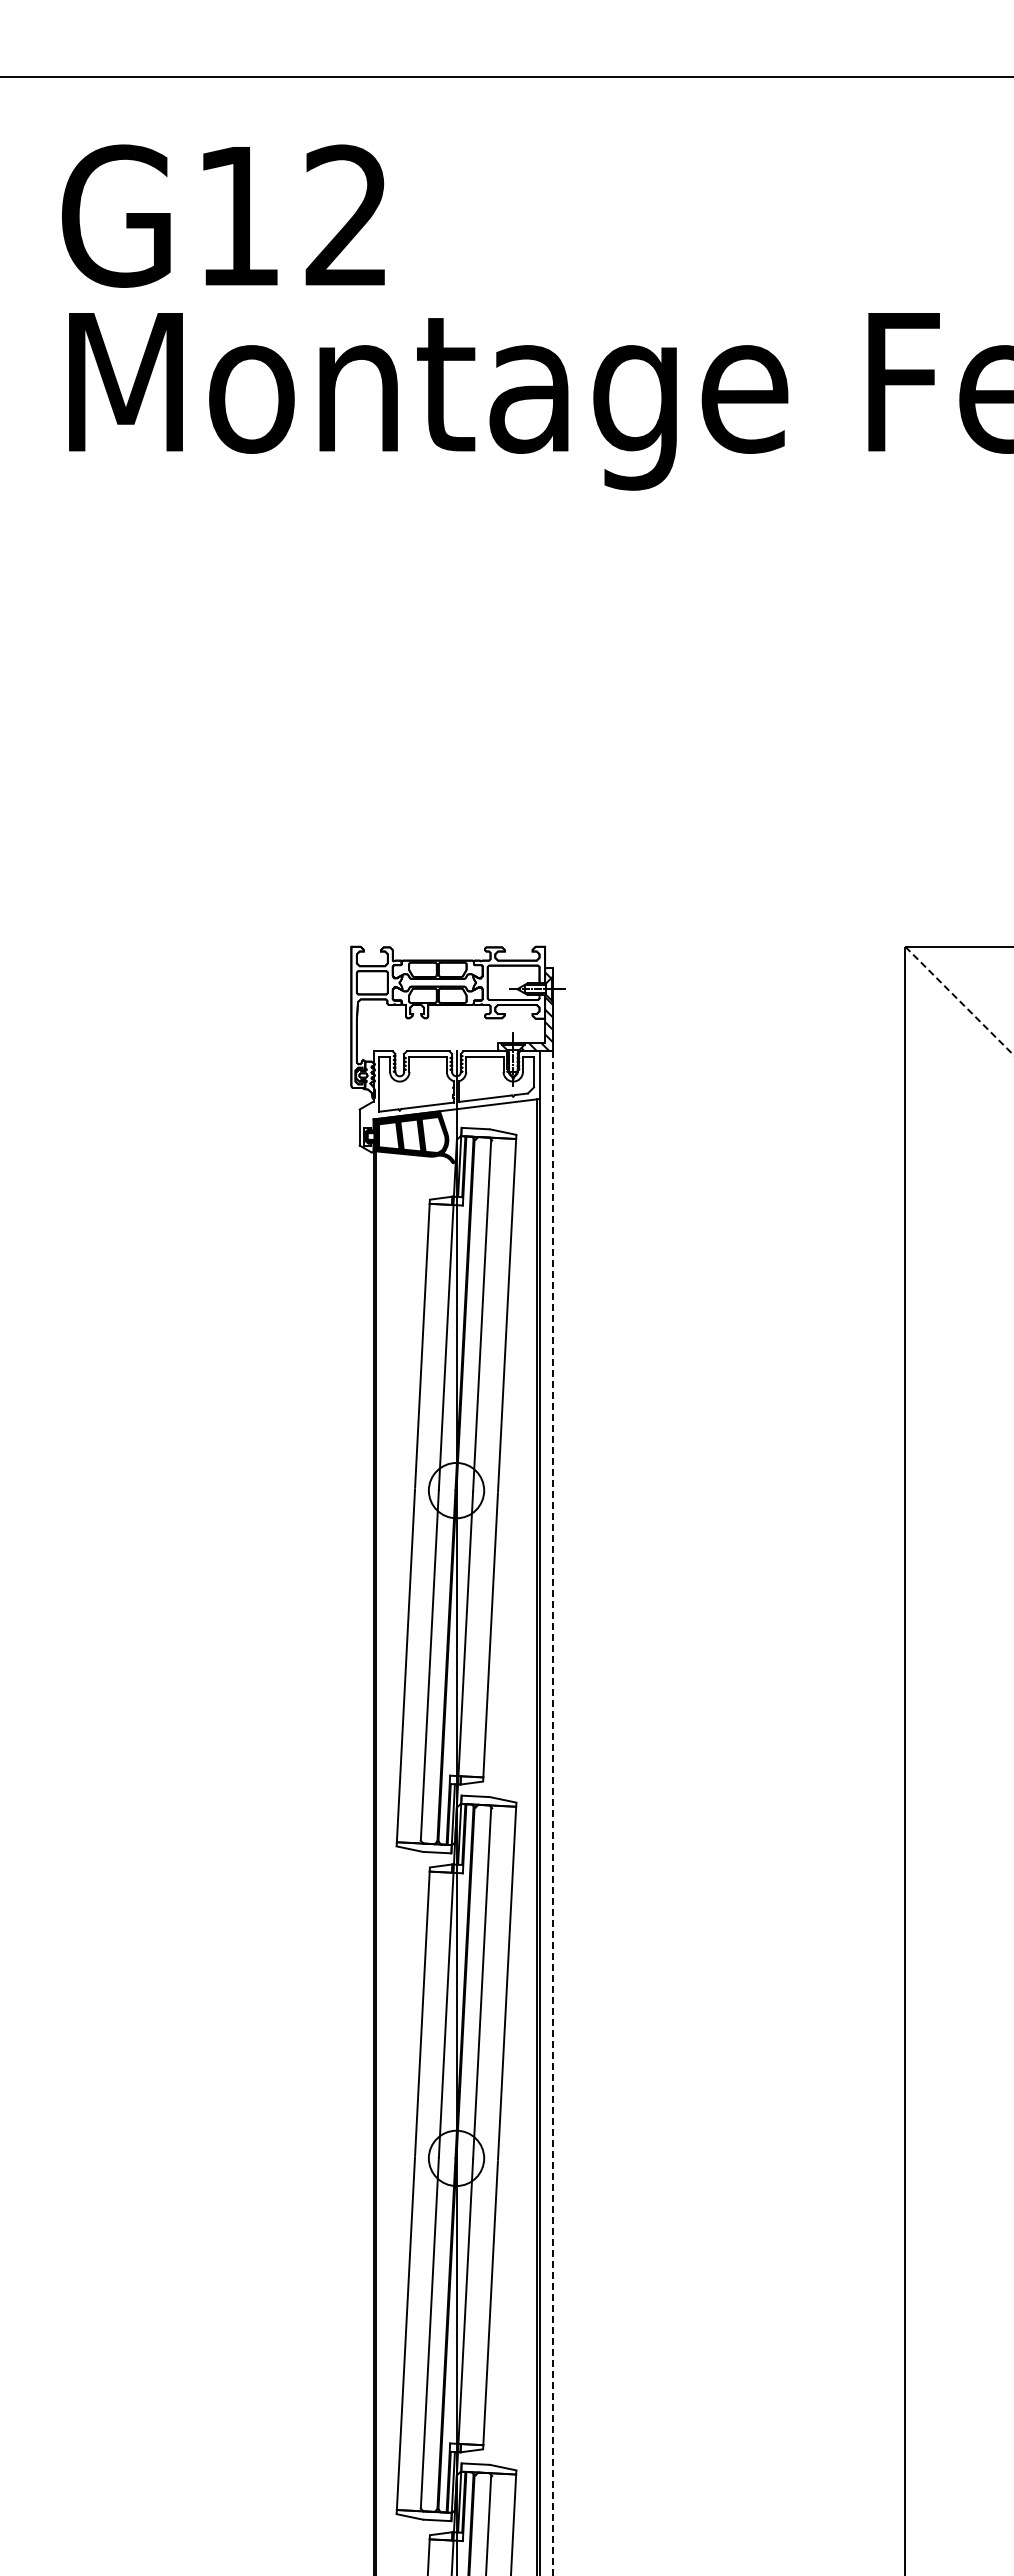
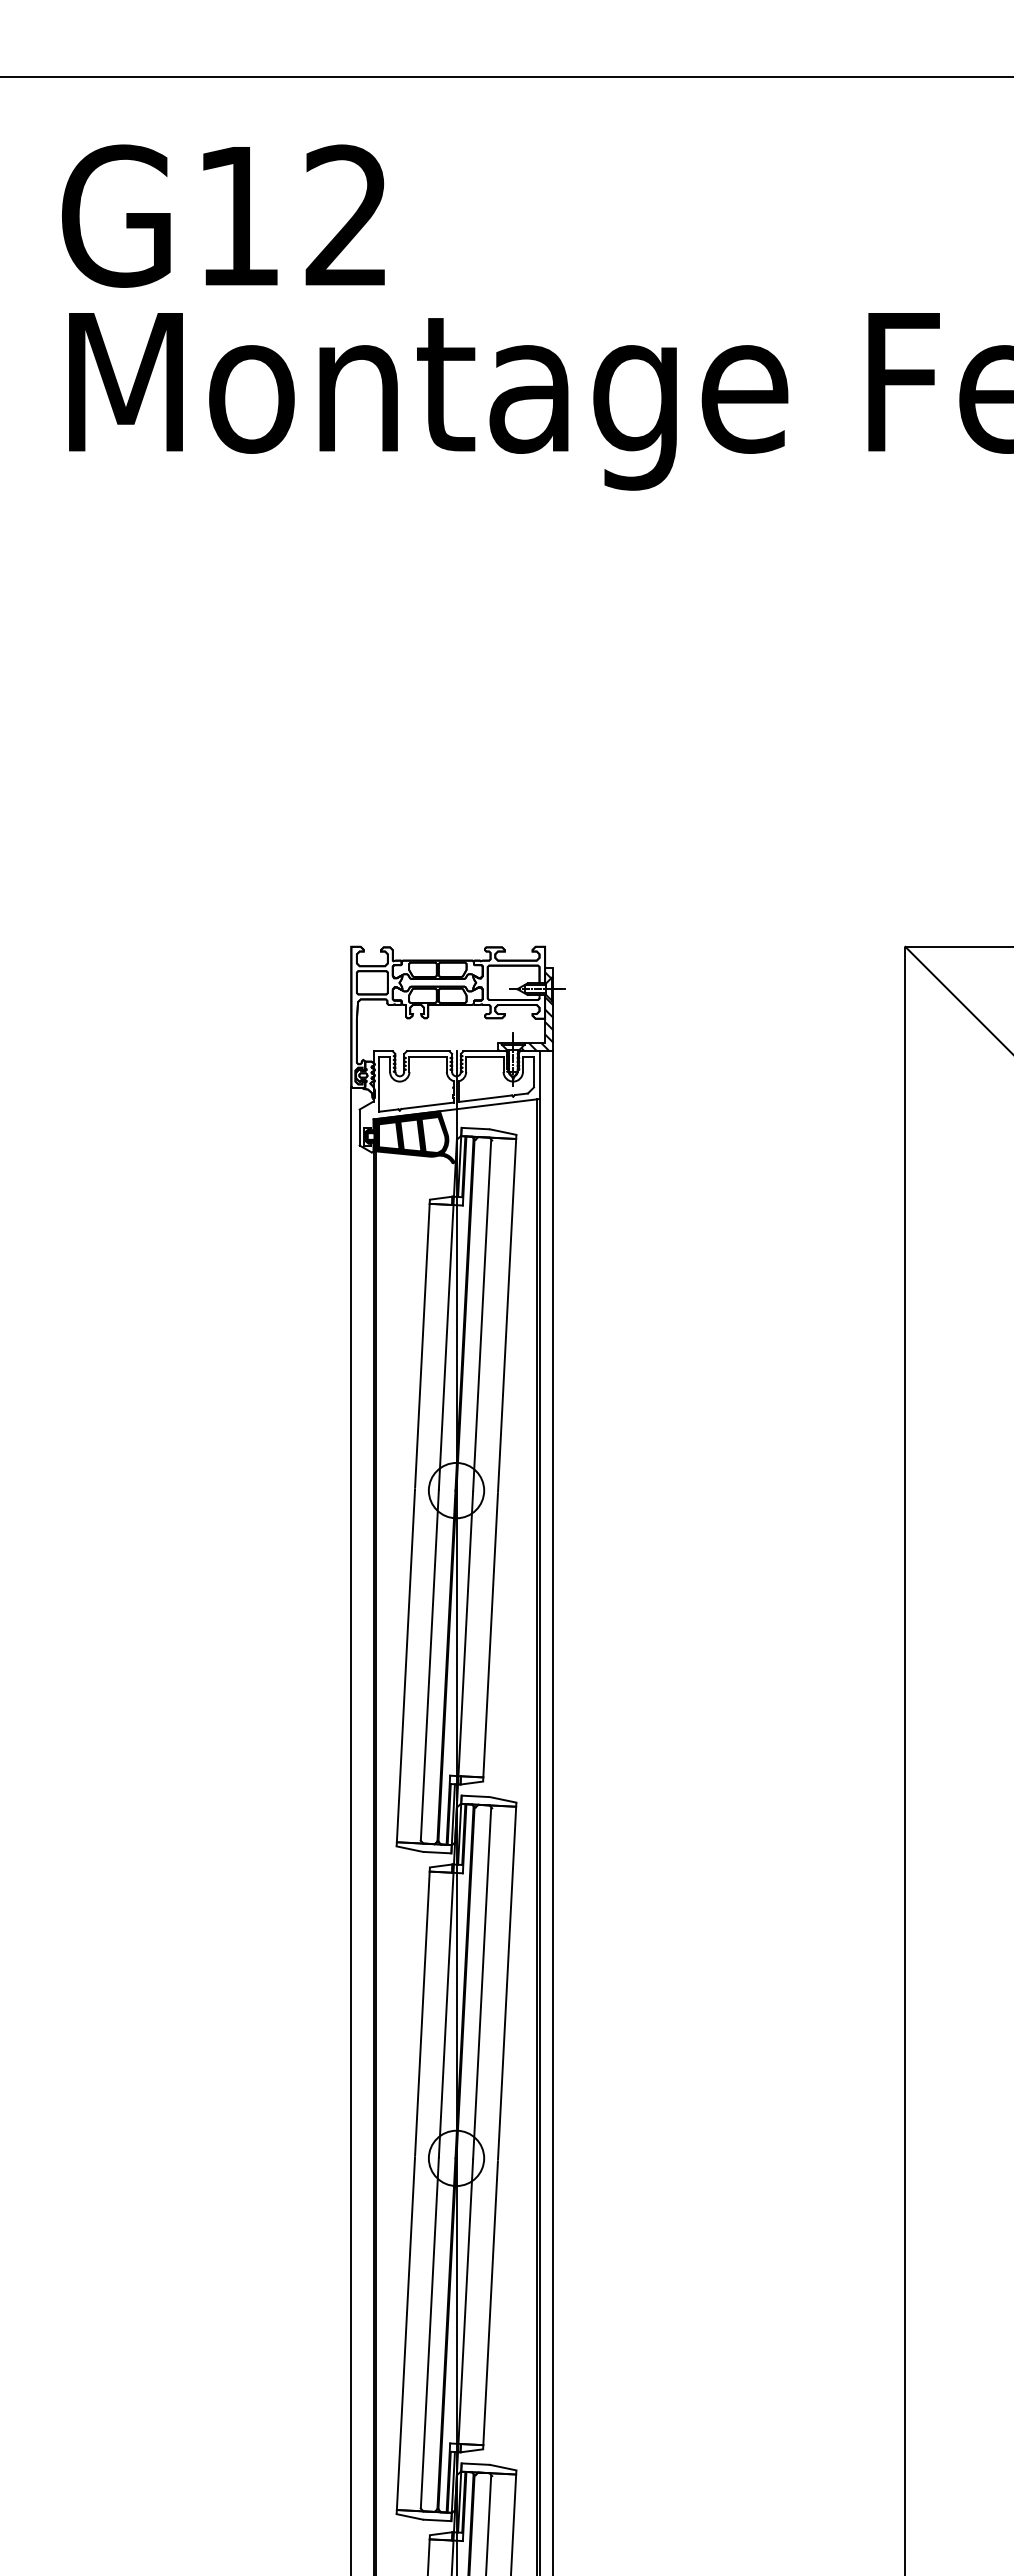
line: dashed -> solid (959, 1001)
line: dashed -> solid (553, 1813)
line: none -> present (351, 1829)
